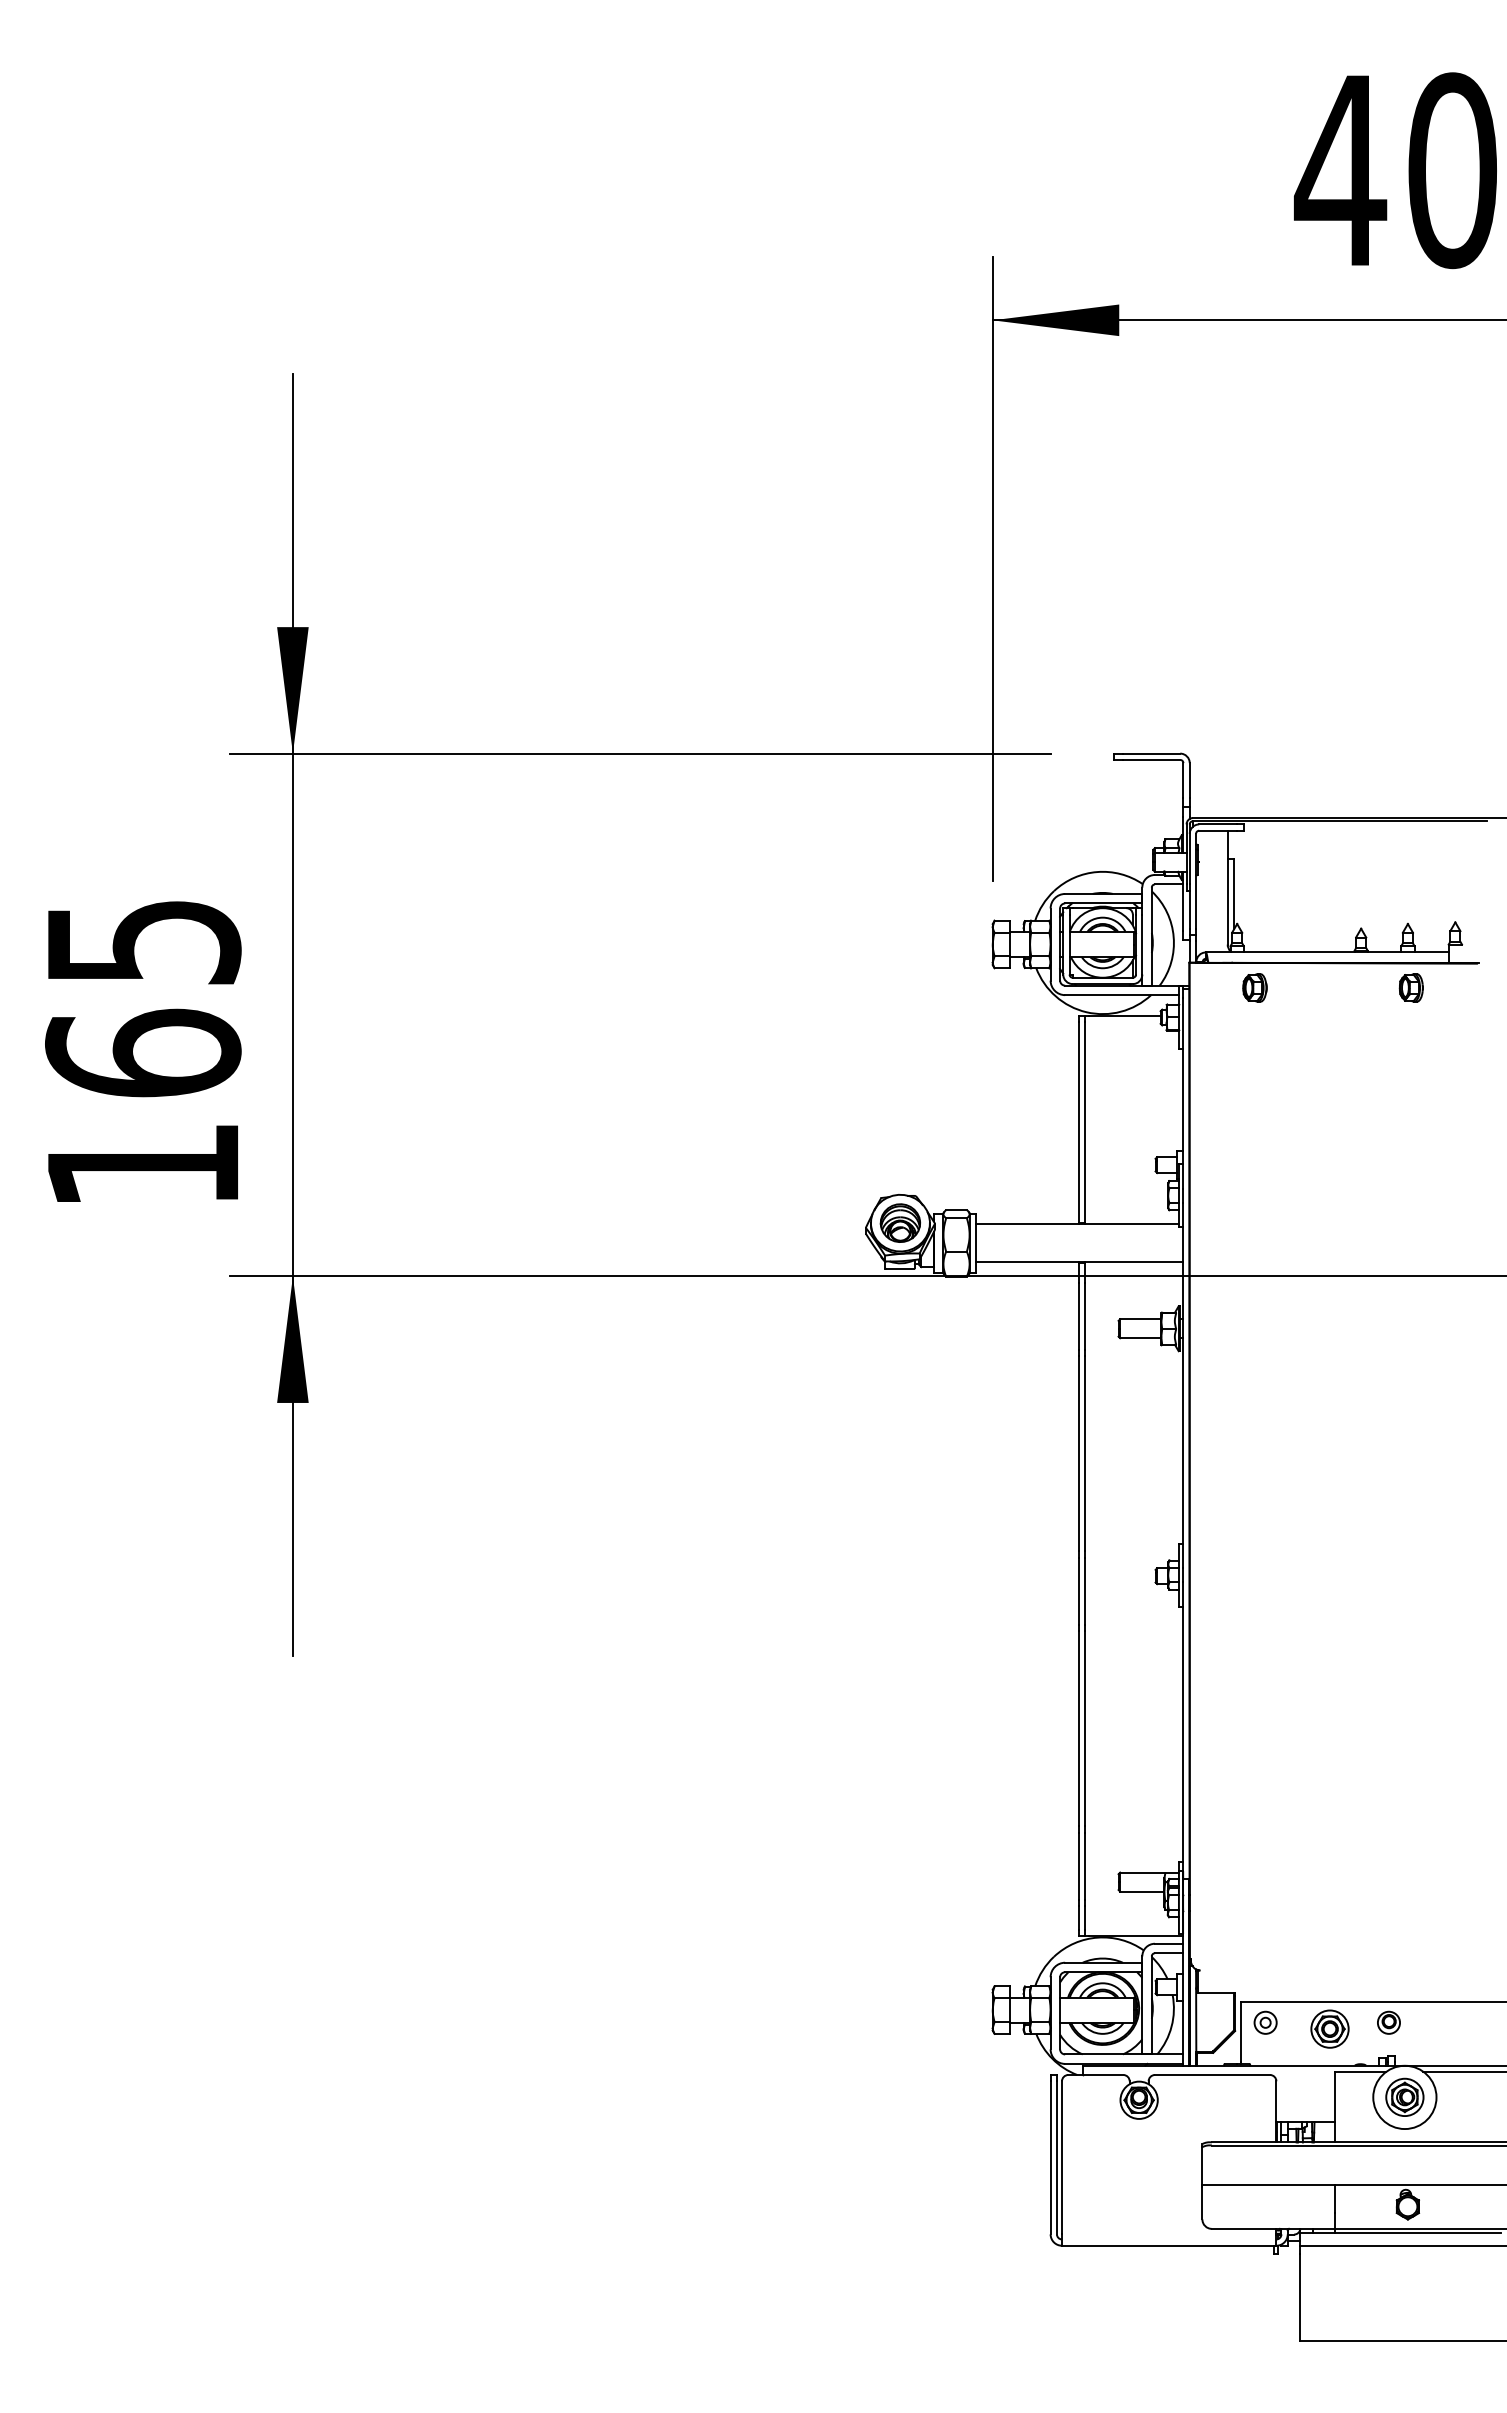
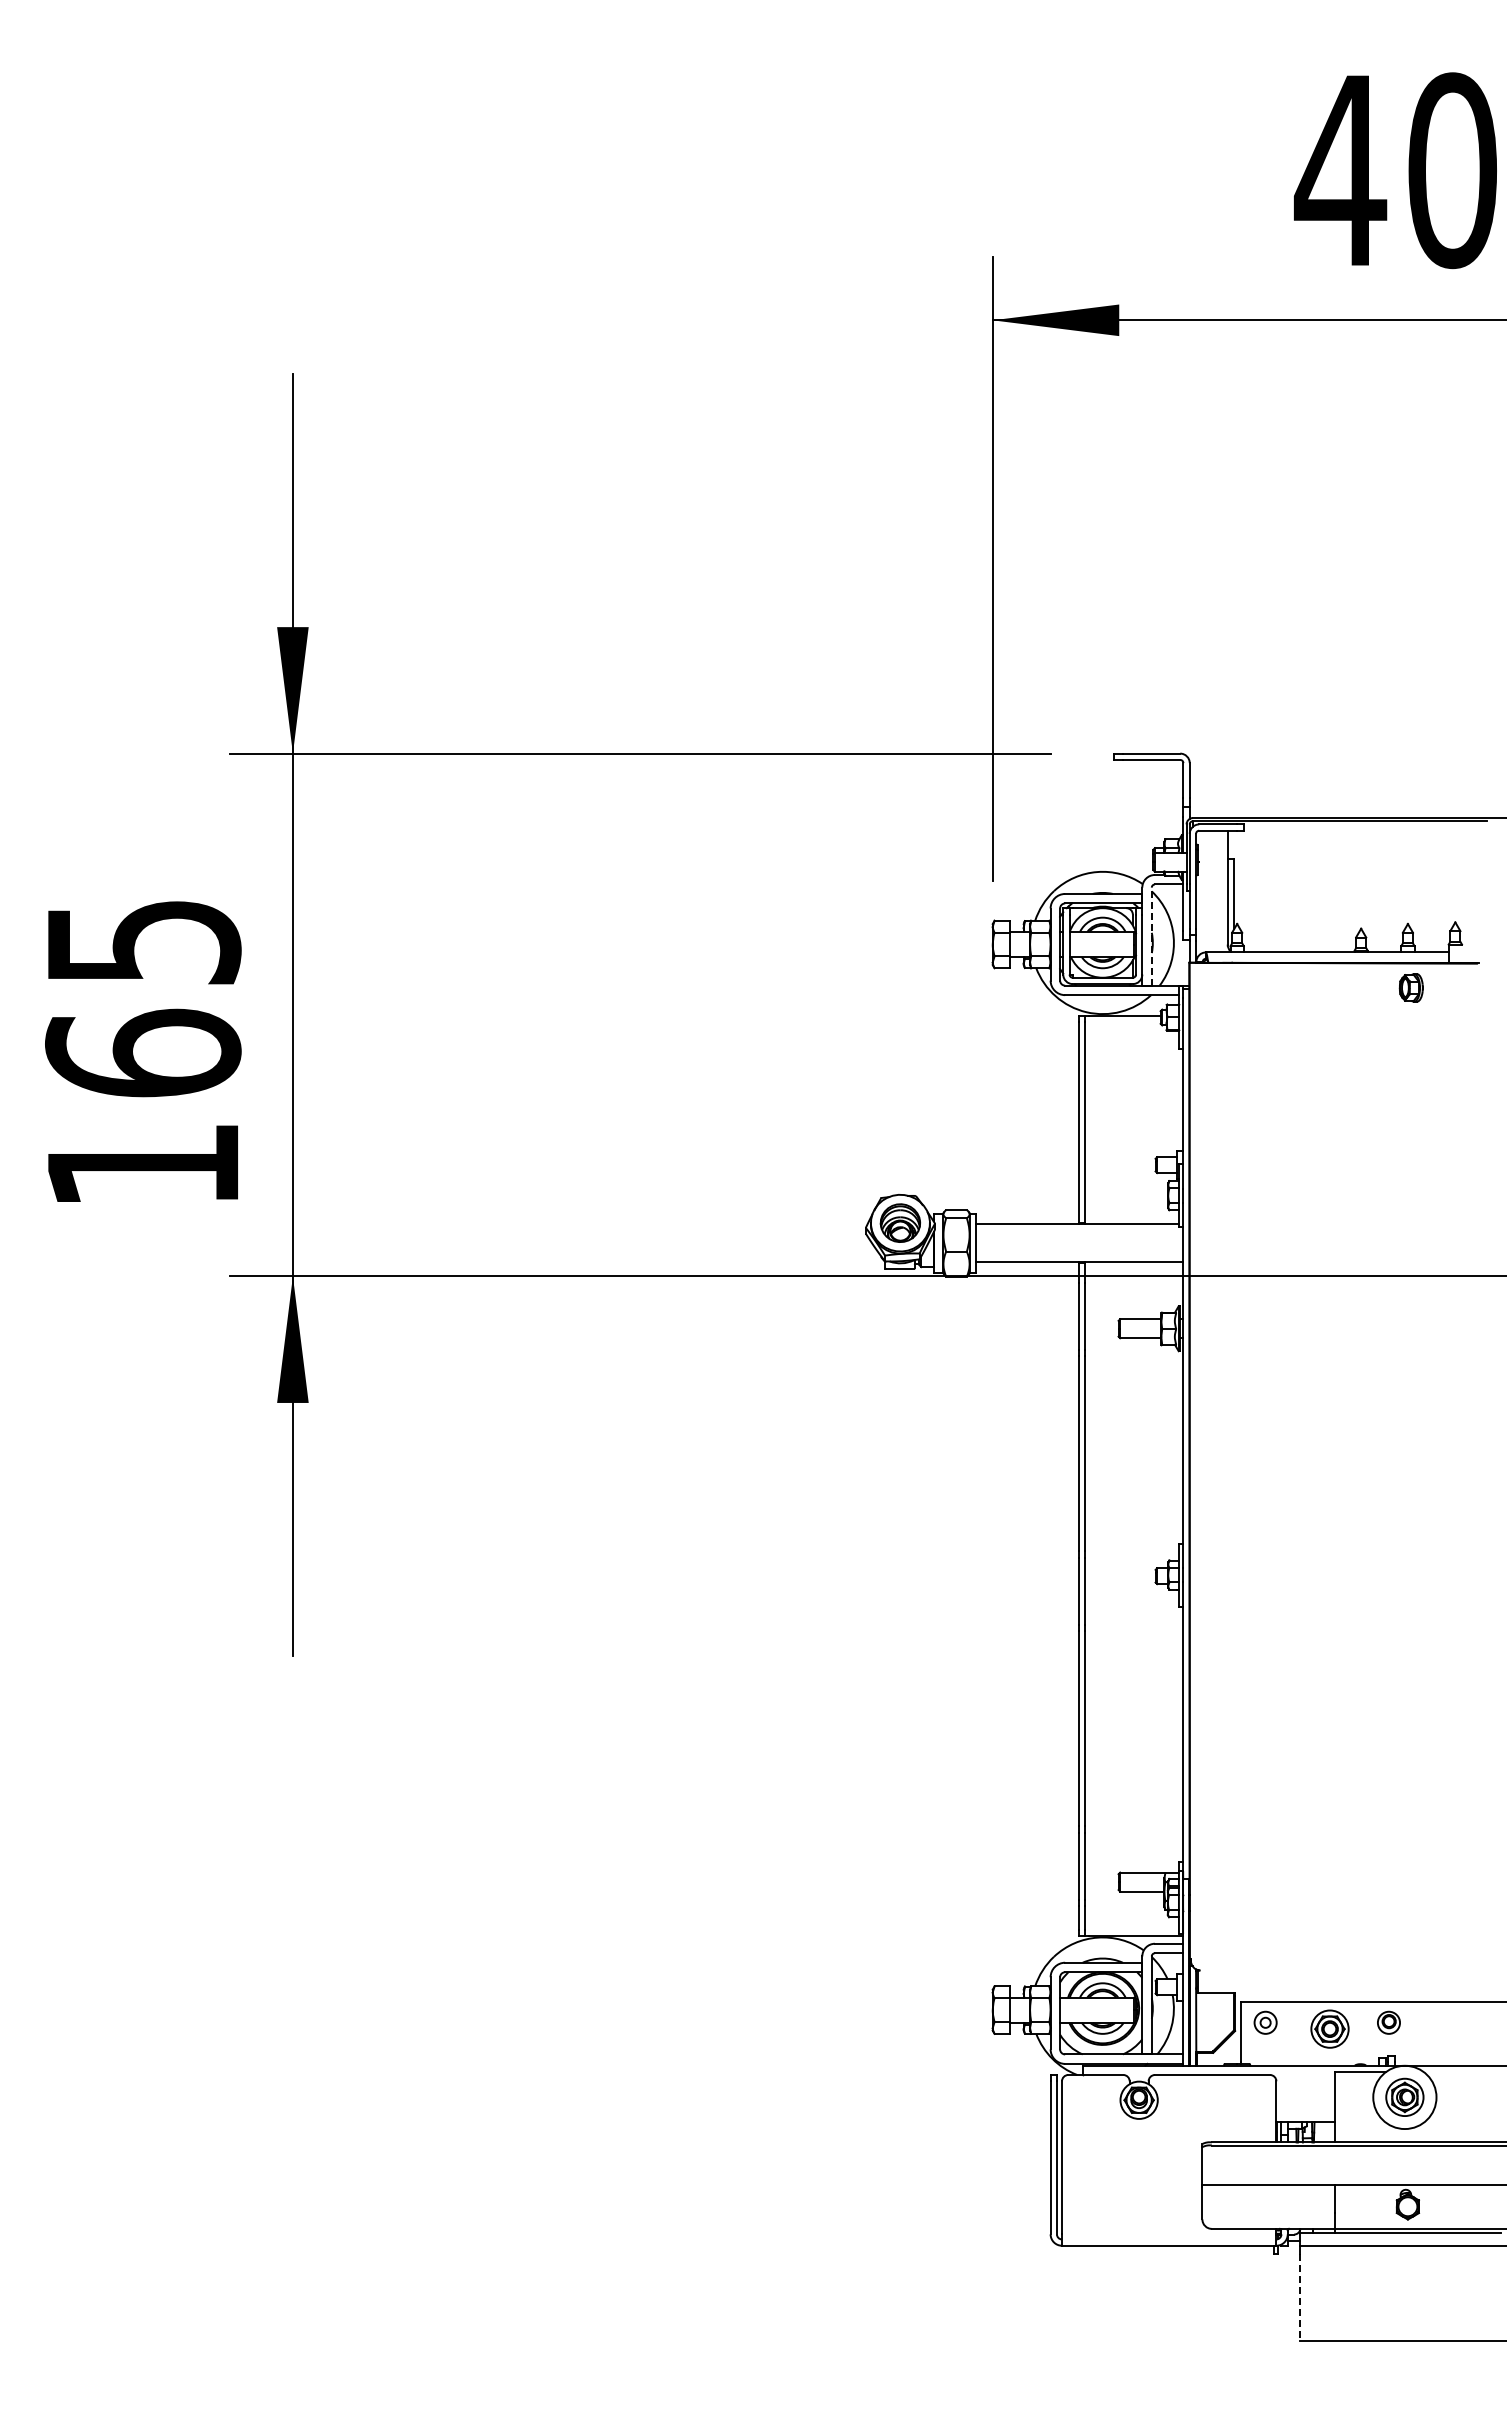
line: solid -> dashed (1151, 936)
part: present -> none (1254, 987)
line: present -> none (1463, 2071)
line: solid -> dashed (1300, 2297)
